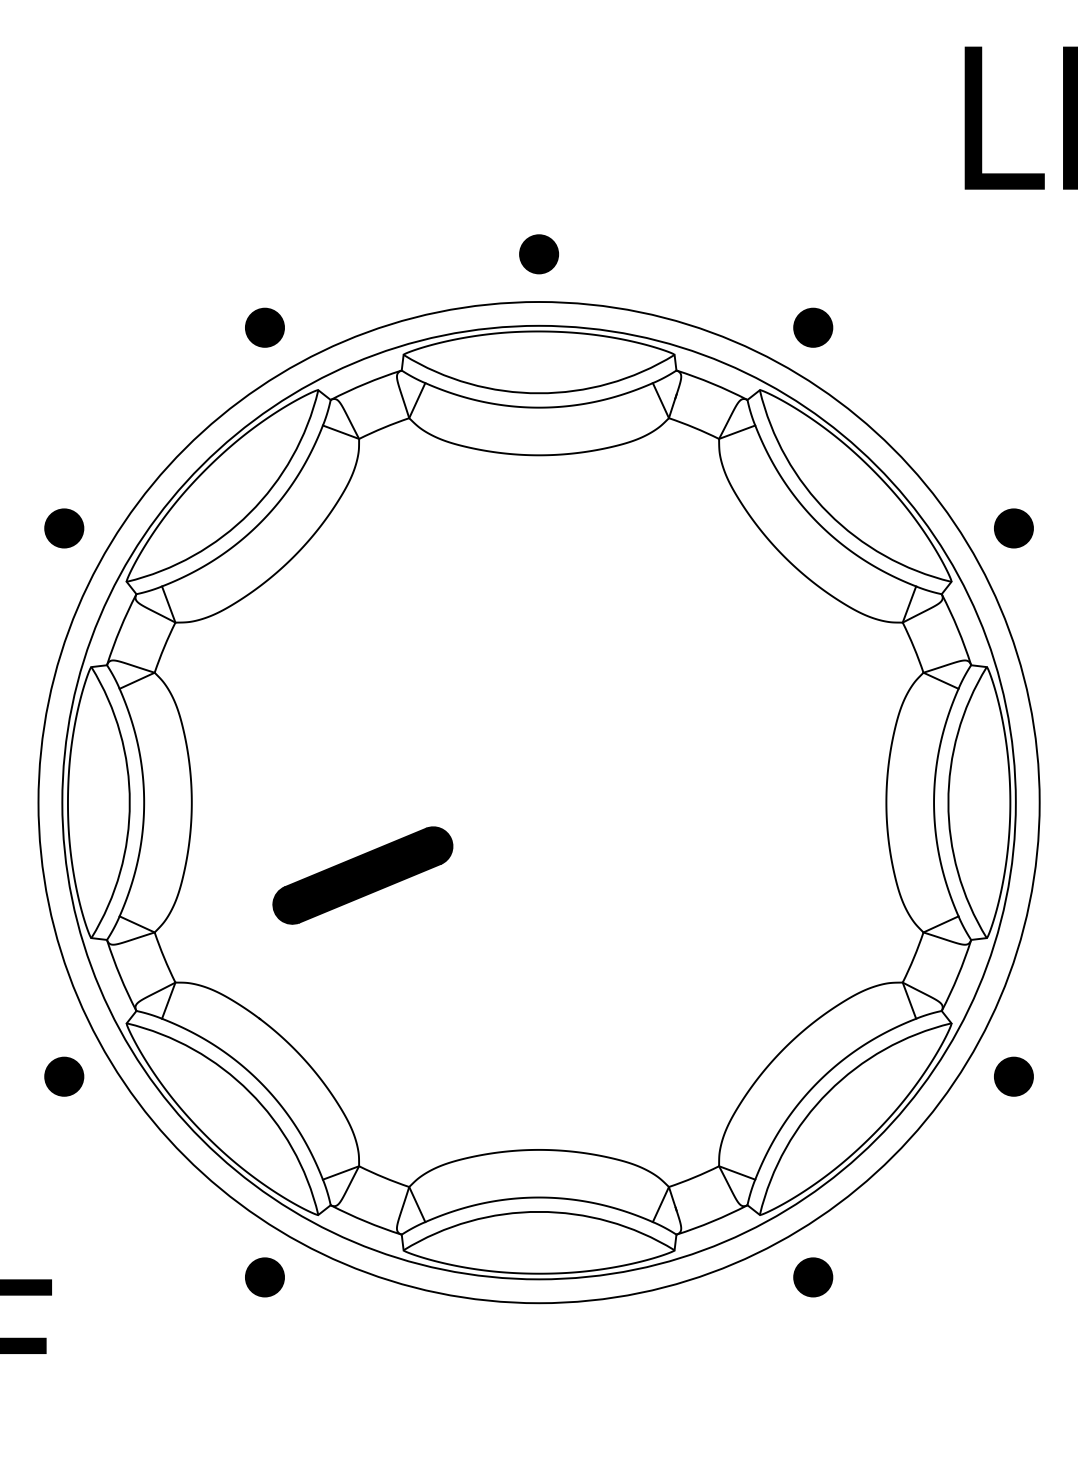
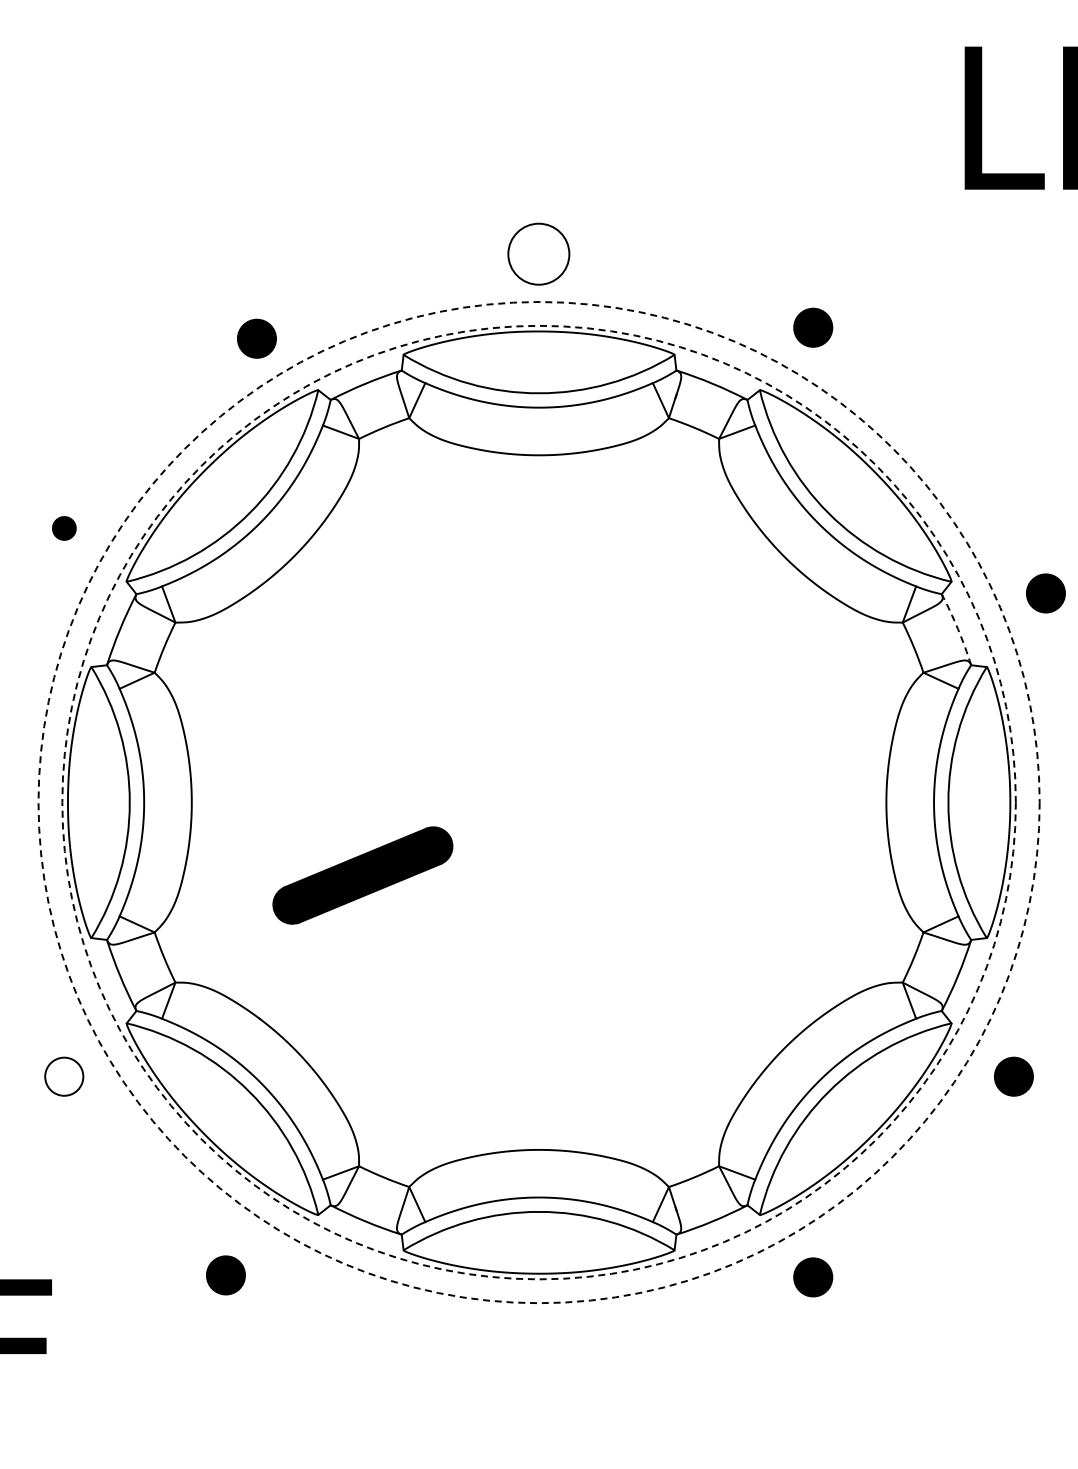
part size: 41x41 px -> 64x64 px (538, 253)
part position: (264, 327) -> (256, 338) (256, 338)
part size: 41x41 px -> 25x25 px (64, 528)
part position: (1013, 528) -> (1045, 593) (1045, 593)
arc: solid -> dashed (957, 629)
circle: solid -> dashed (538, 802)
circle: solid -> dashed (538, 802)
fill: present -> none (64, 1076)
part position: (264, 1277) -> (225, 1275) (225, 1275)
